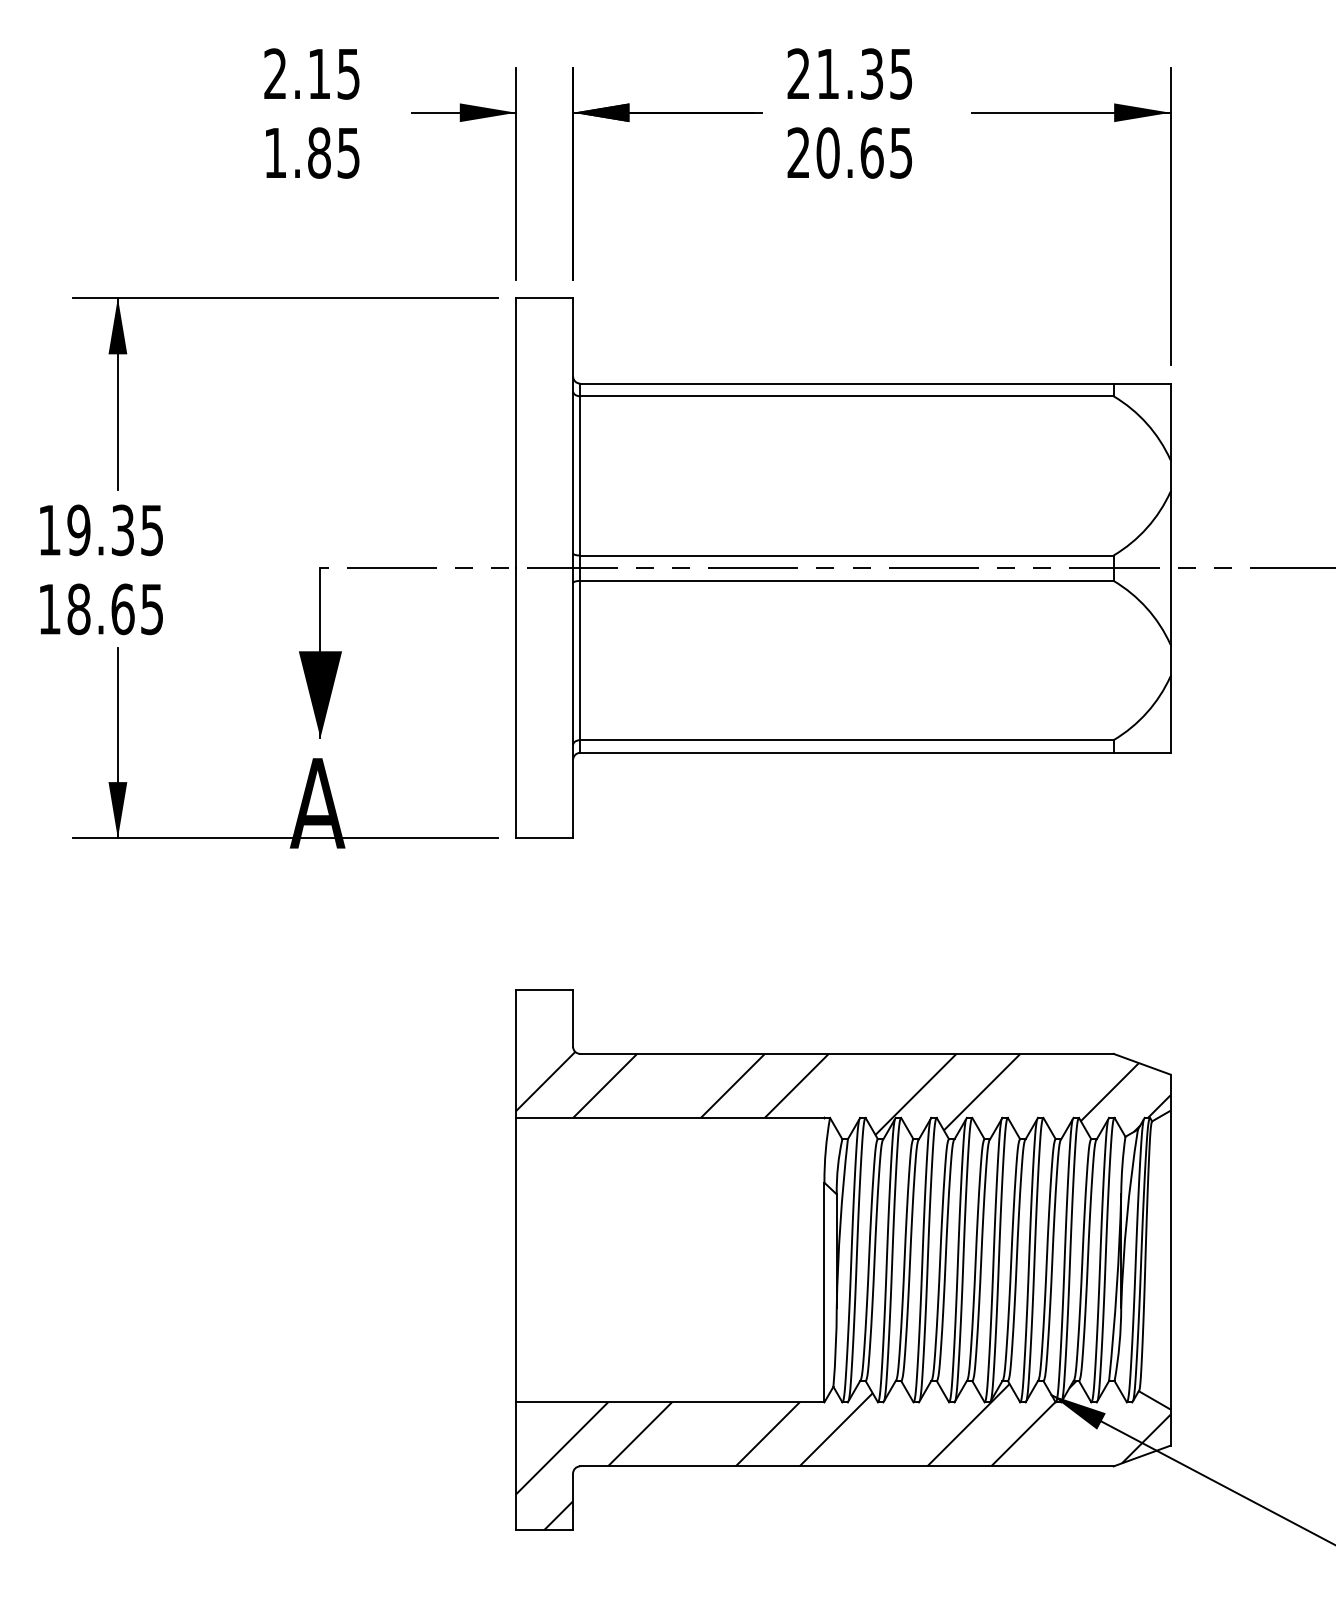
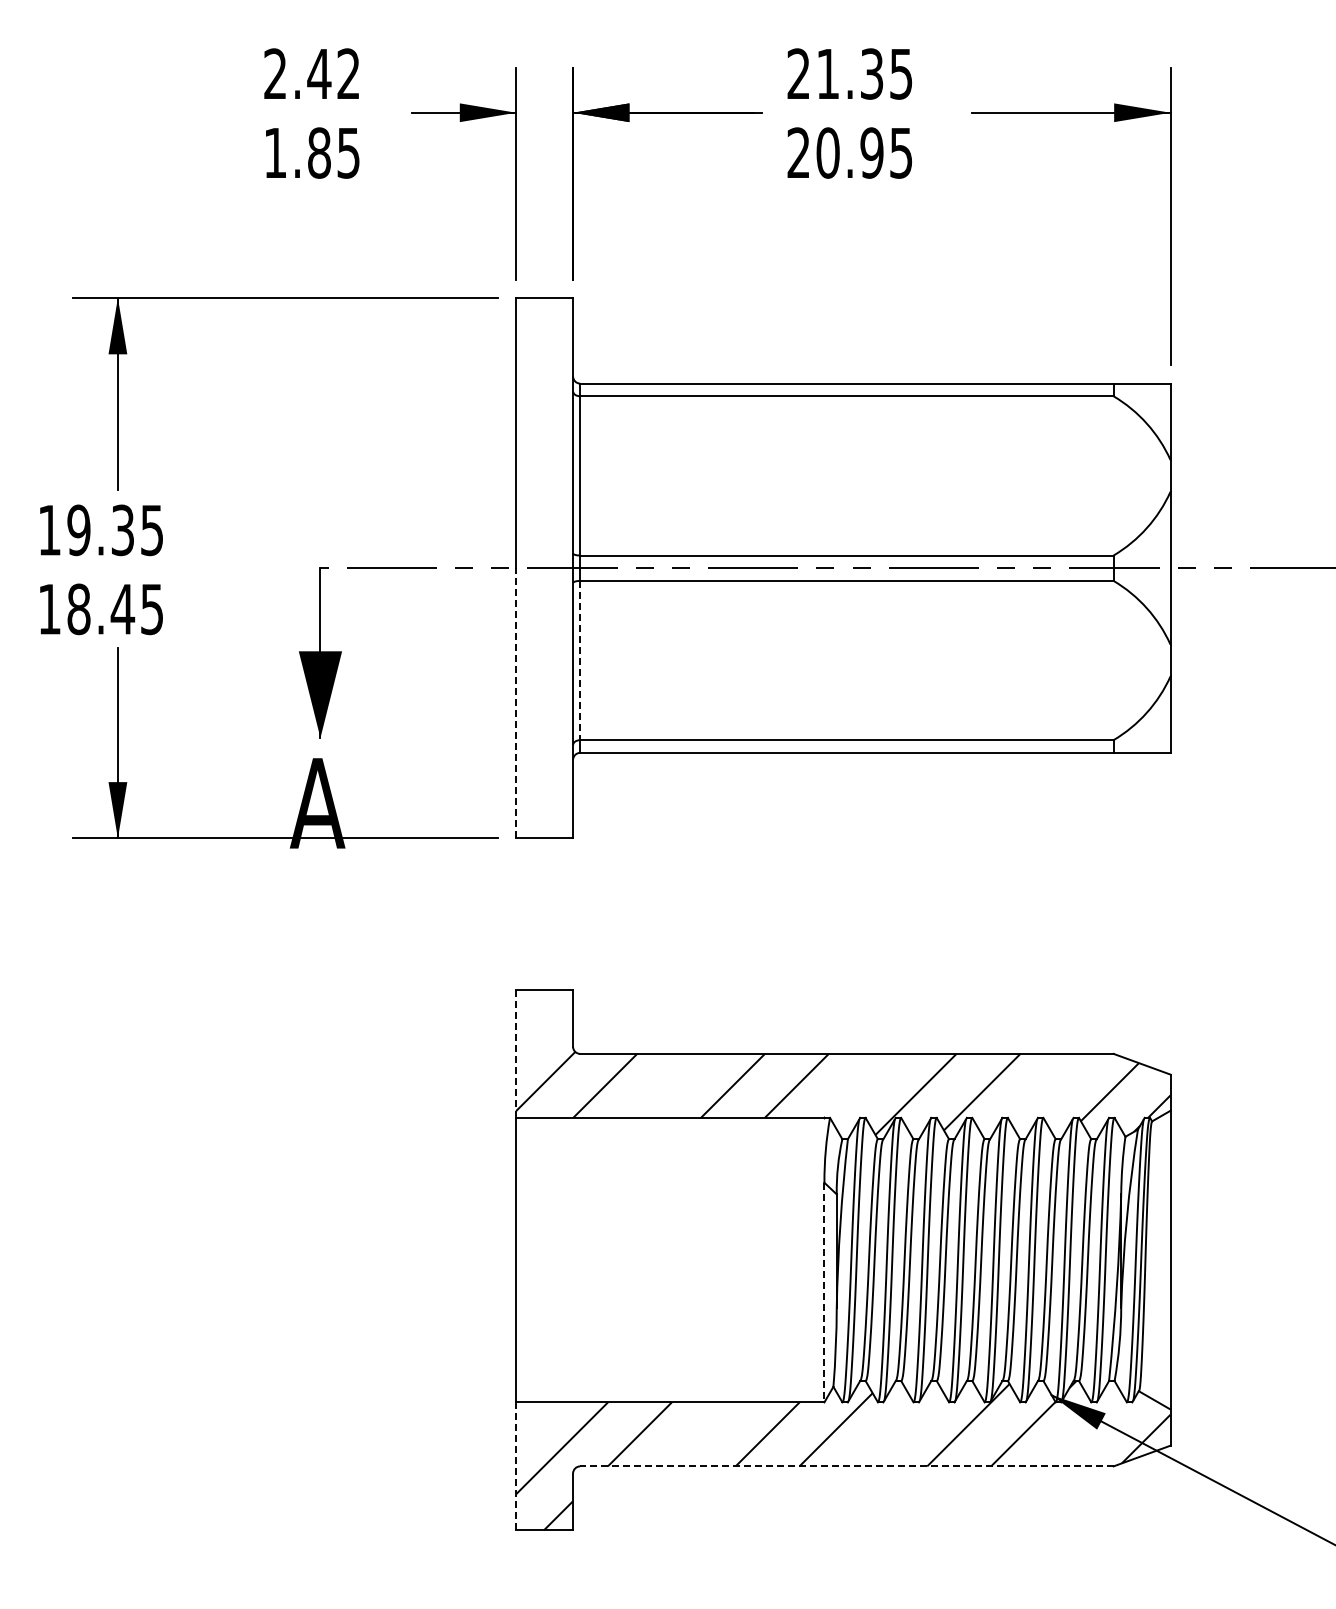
text: 2.15 -> 2.42 (333, 73)
text: 20.65 -> 20.95 (871, 152)
text: 18.65 -> 18.45 (122, 609)
line: solid -> dashed (580, 660)
line: solid -> dashed (516, 702)
line: solid -> dashed (516, 1053)
line: solid -> dashed (824, 1292)
line: solid -> dashed (516, 1465)
line: solid -> dashed (846, 1466)
